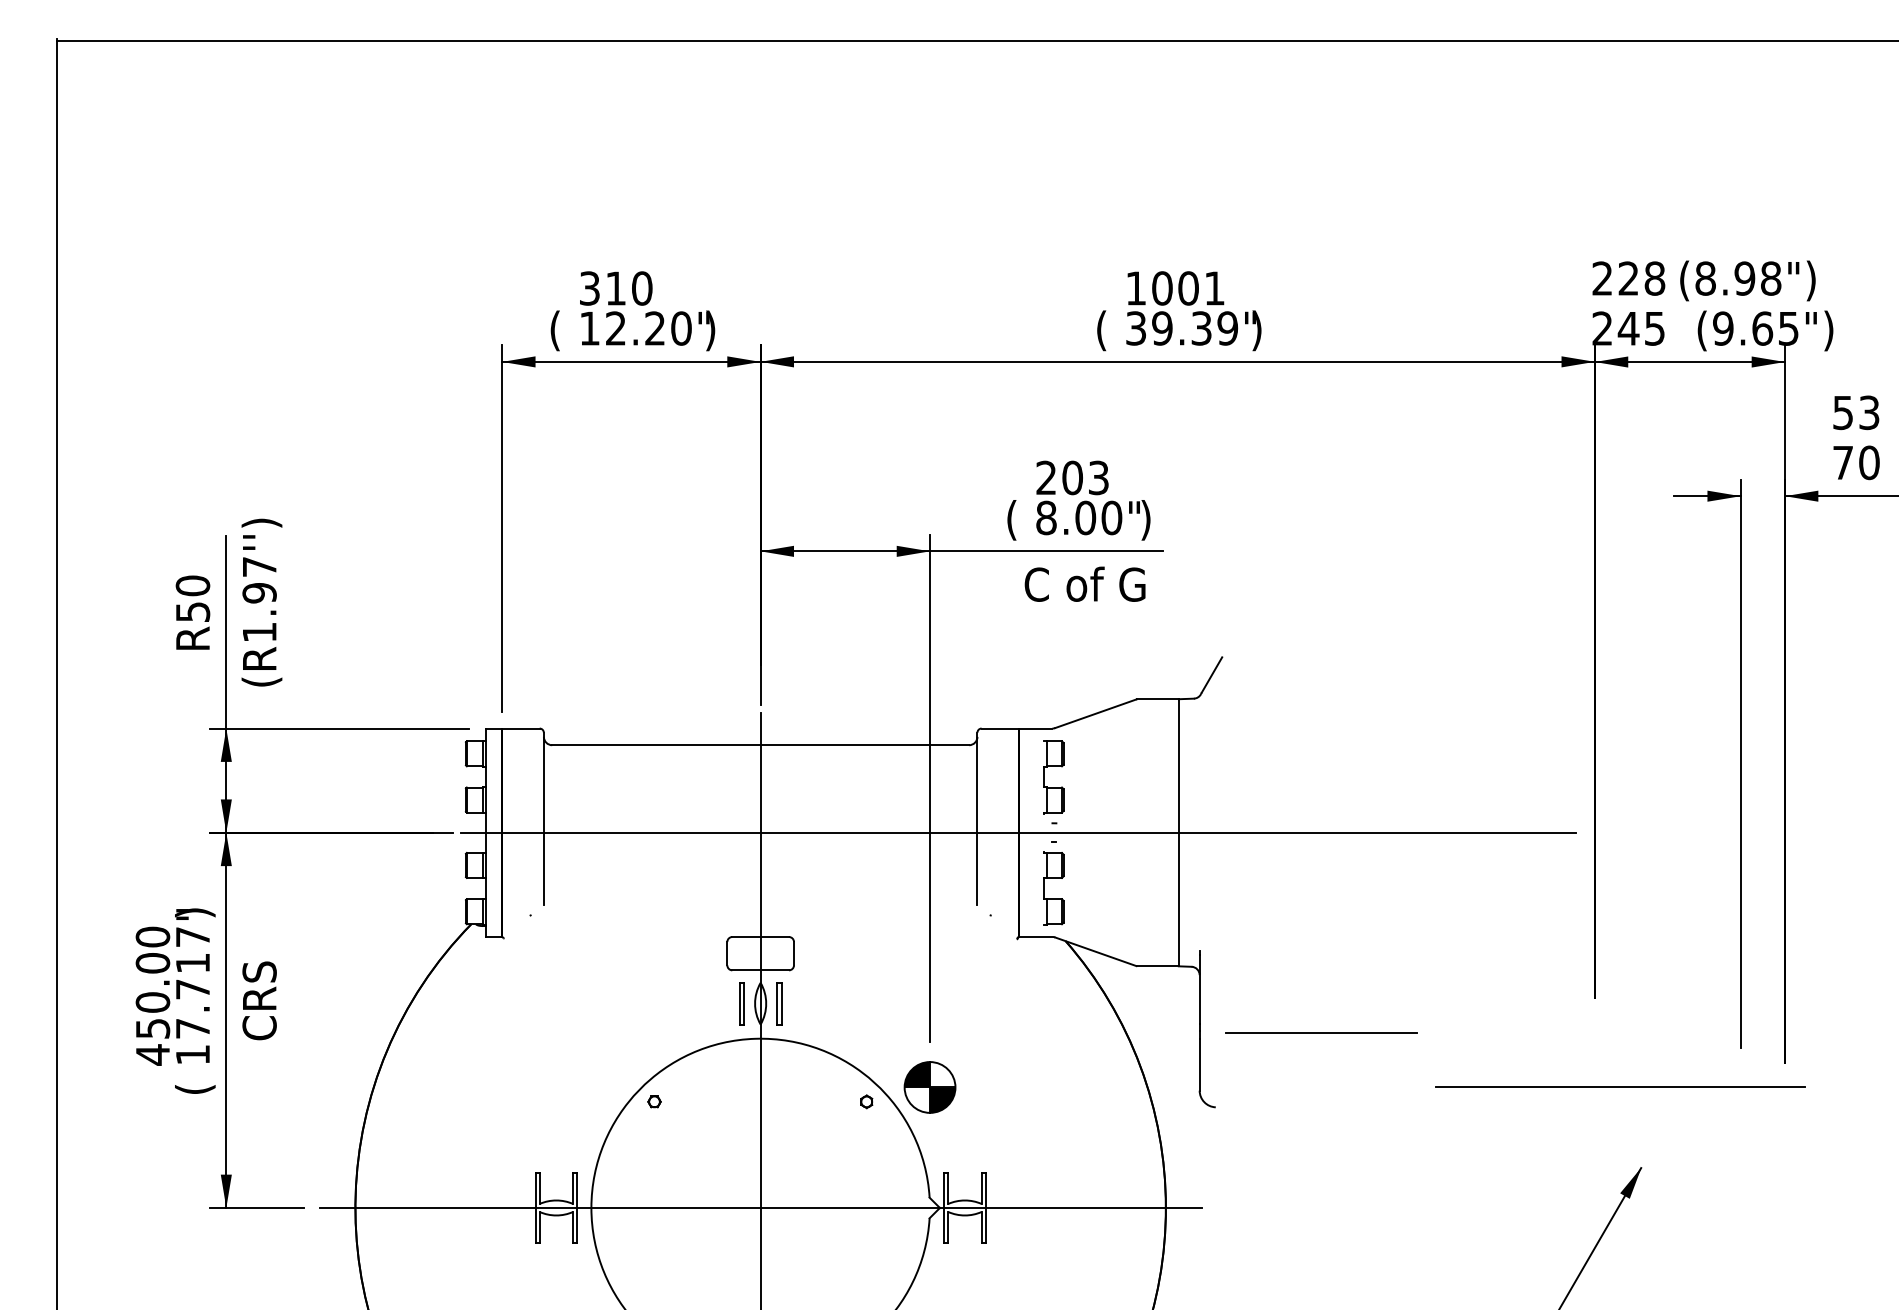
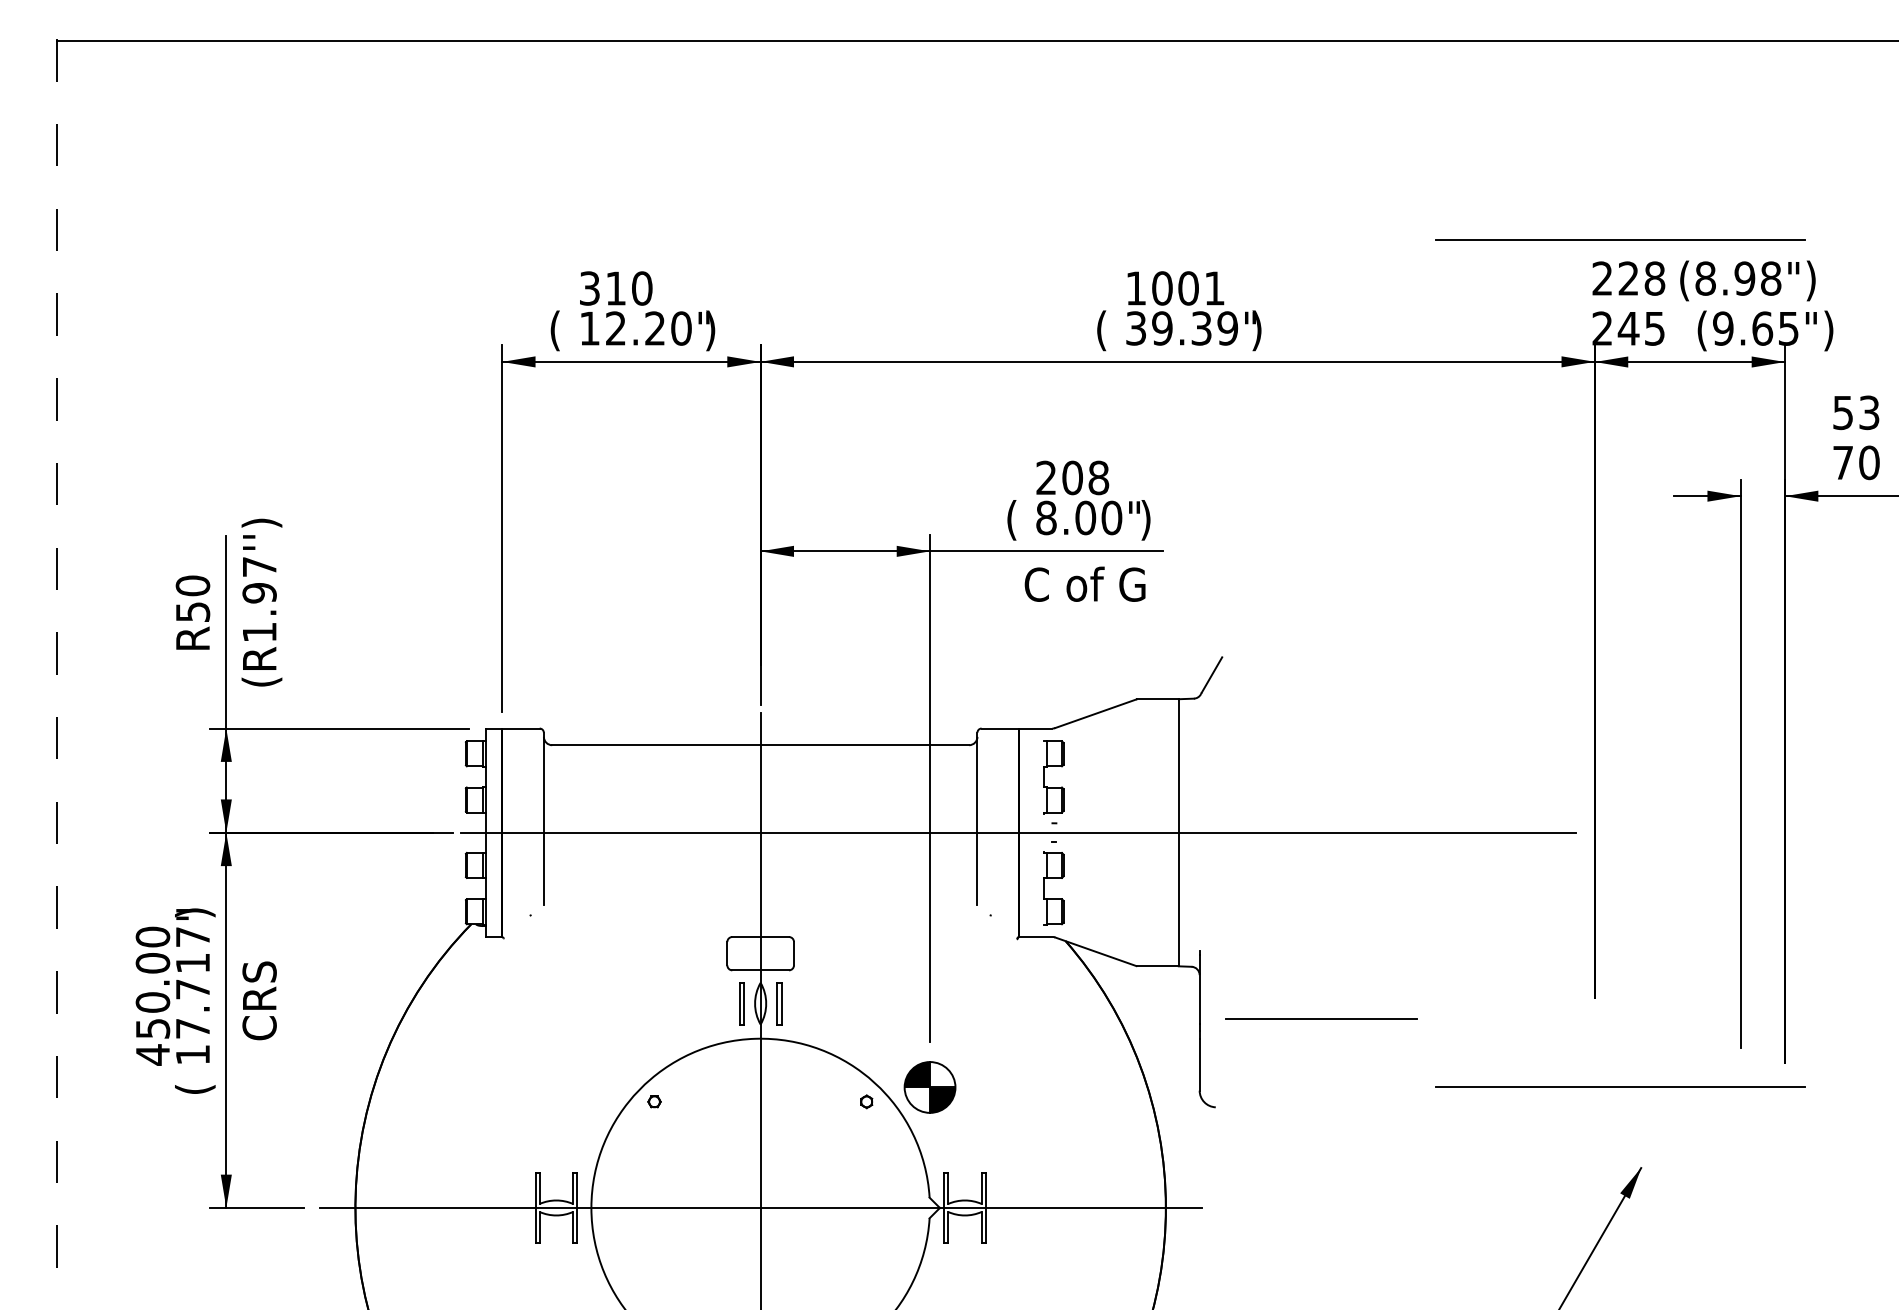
line: none -> present (1620, 239)
text: 203 -> 208 (1098, 477)
line: solid -> dashed (56, 674)
line position: (1321, 1032) -> (1321, 1018) (1321, 1018)
